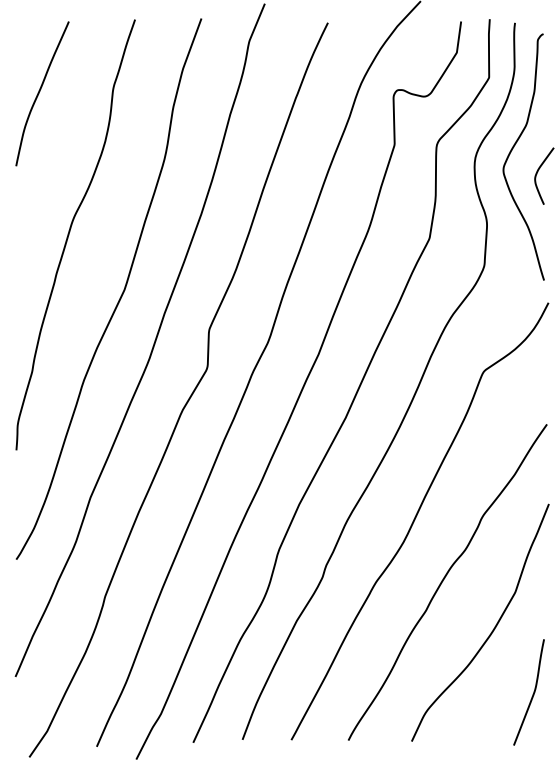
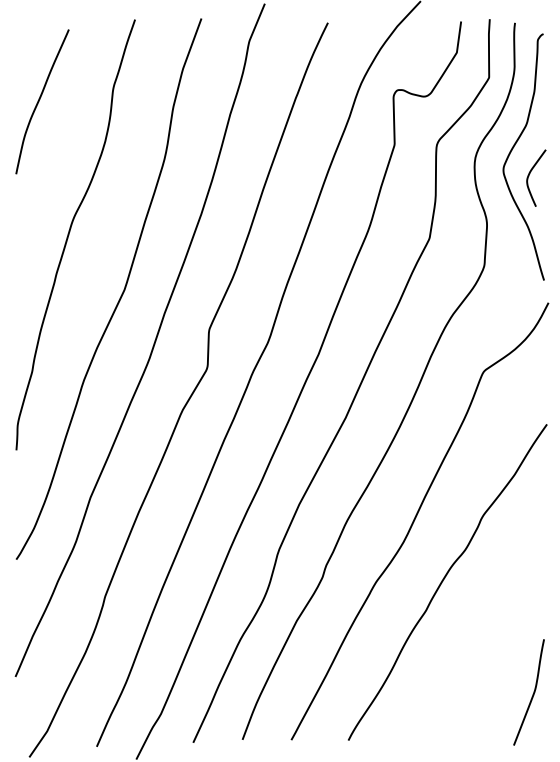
curve position: (40, 91) -> (40, 99) (40, 99)
curve position: (537, 174) -> (529, 176) (529, 176)
curve: present -> none (492, 629)
